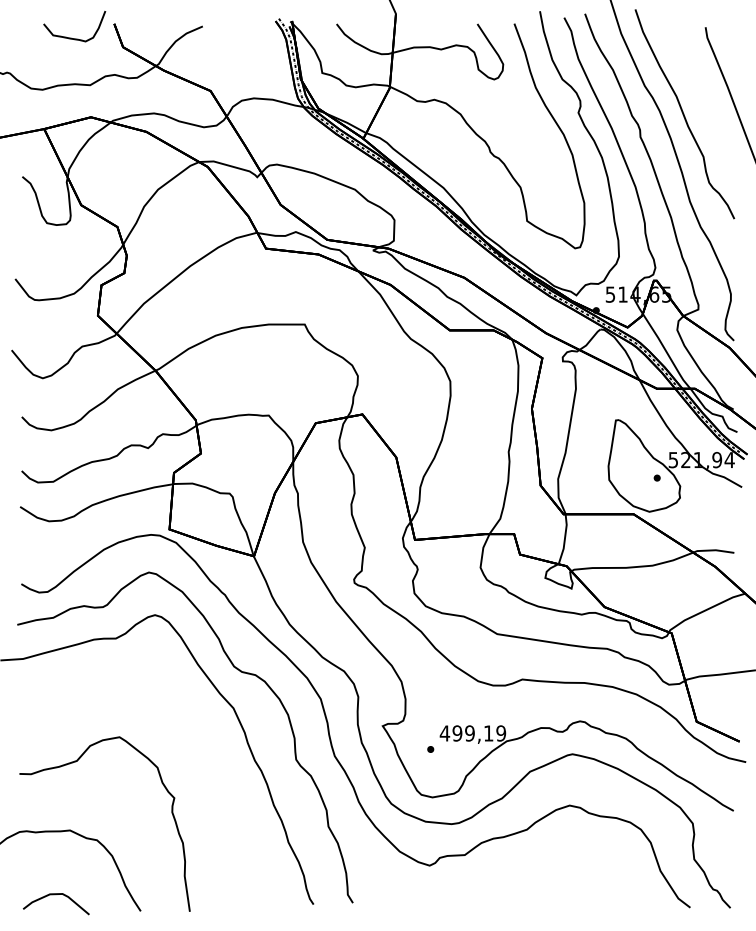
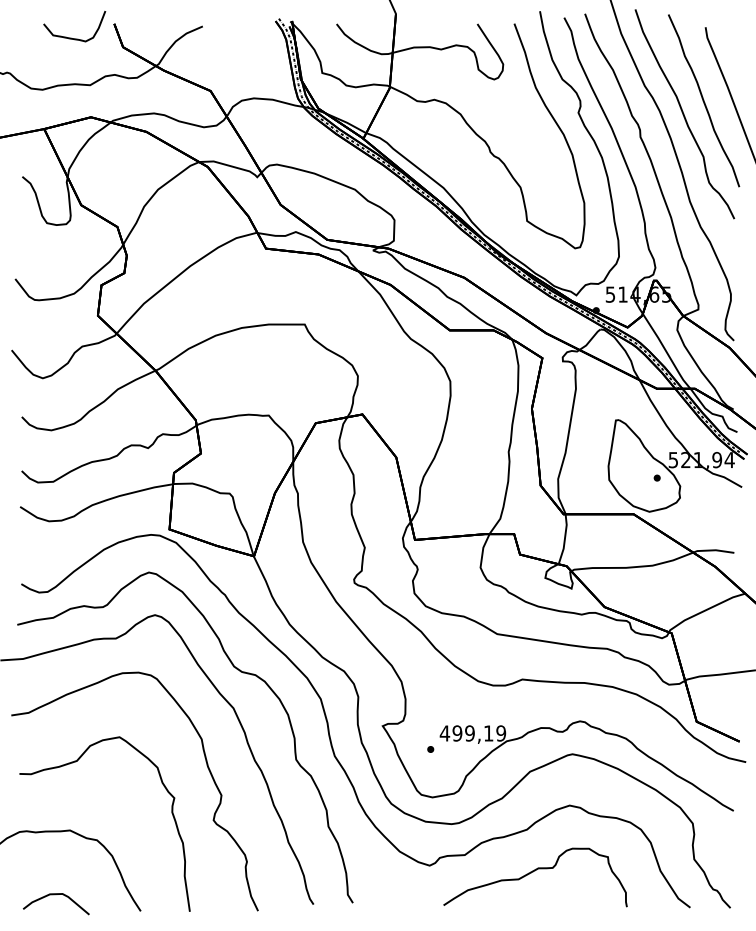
curve: none -> present (704, 100)
curve: none -> present (207, 768)
curve: none -> present (533, 872)
